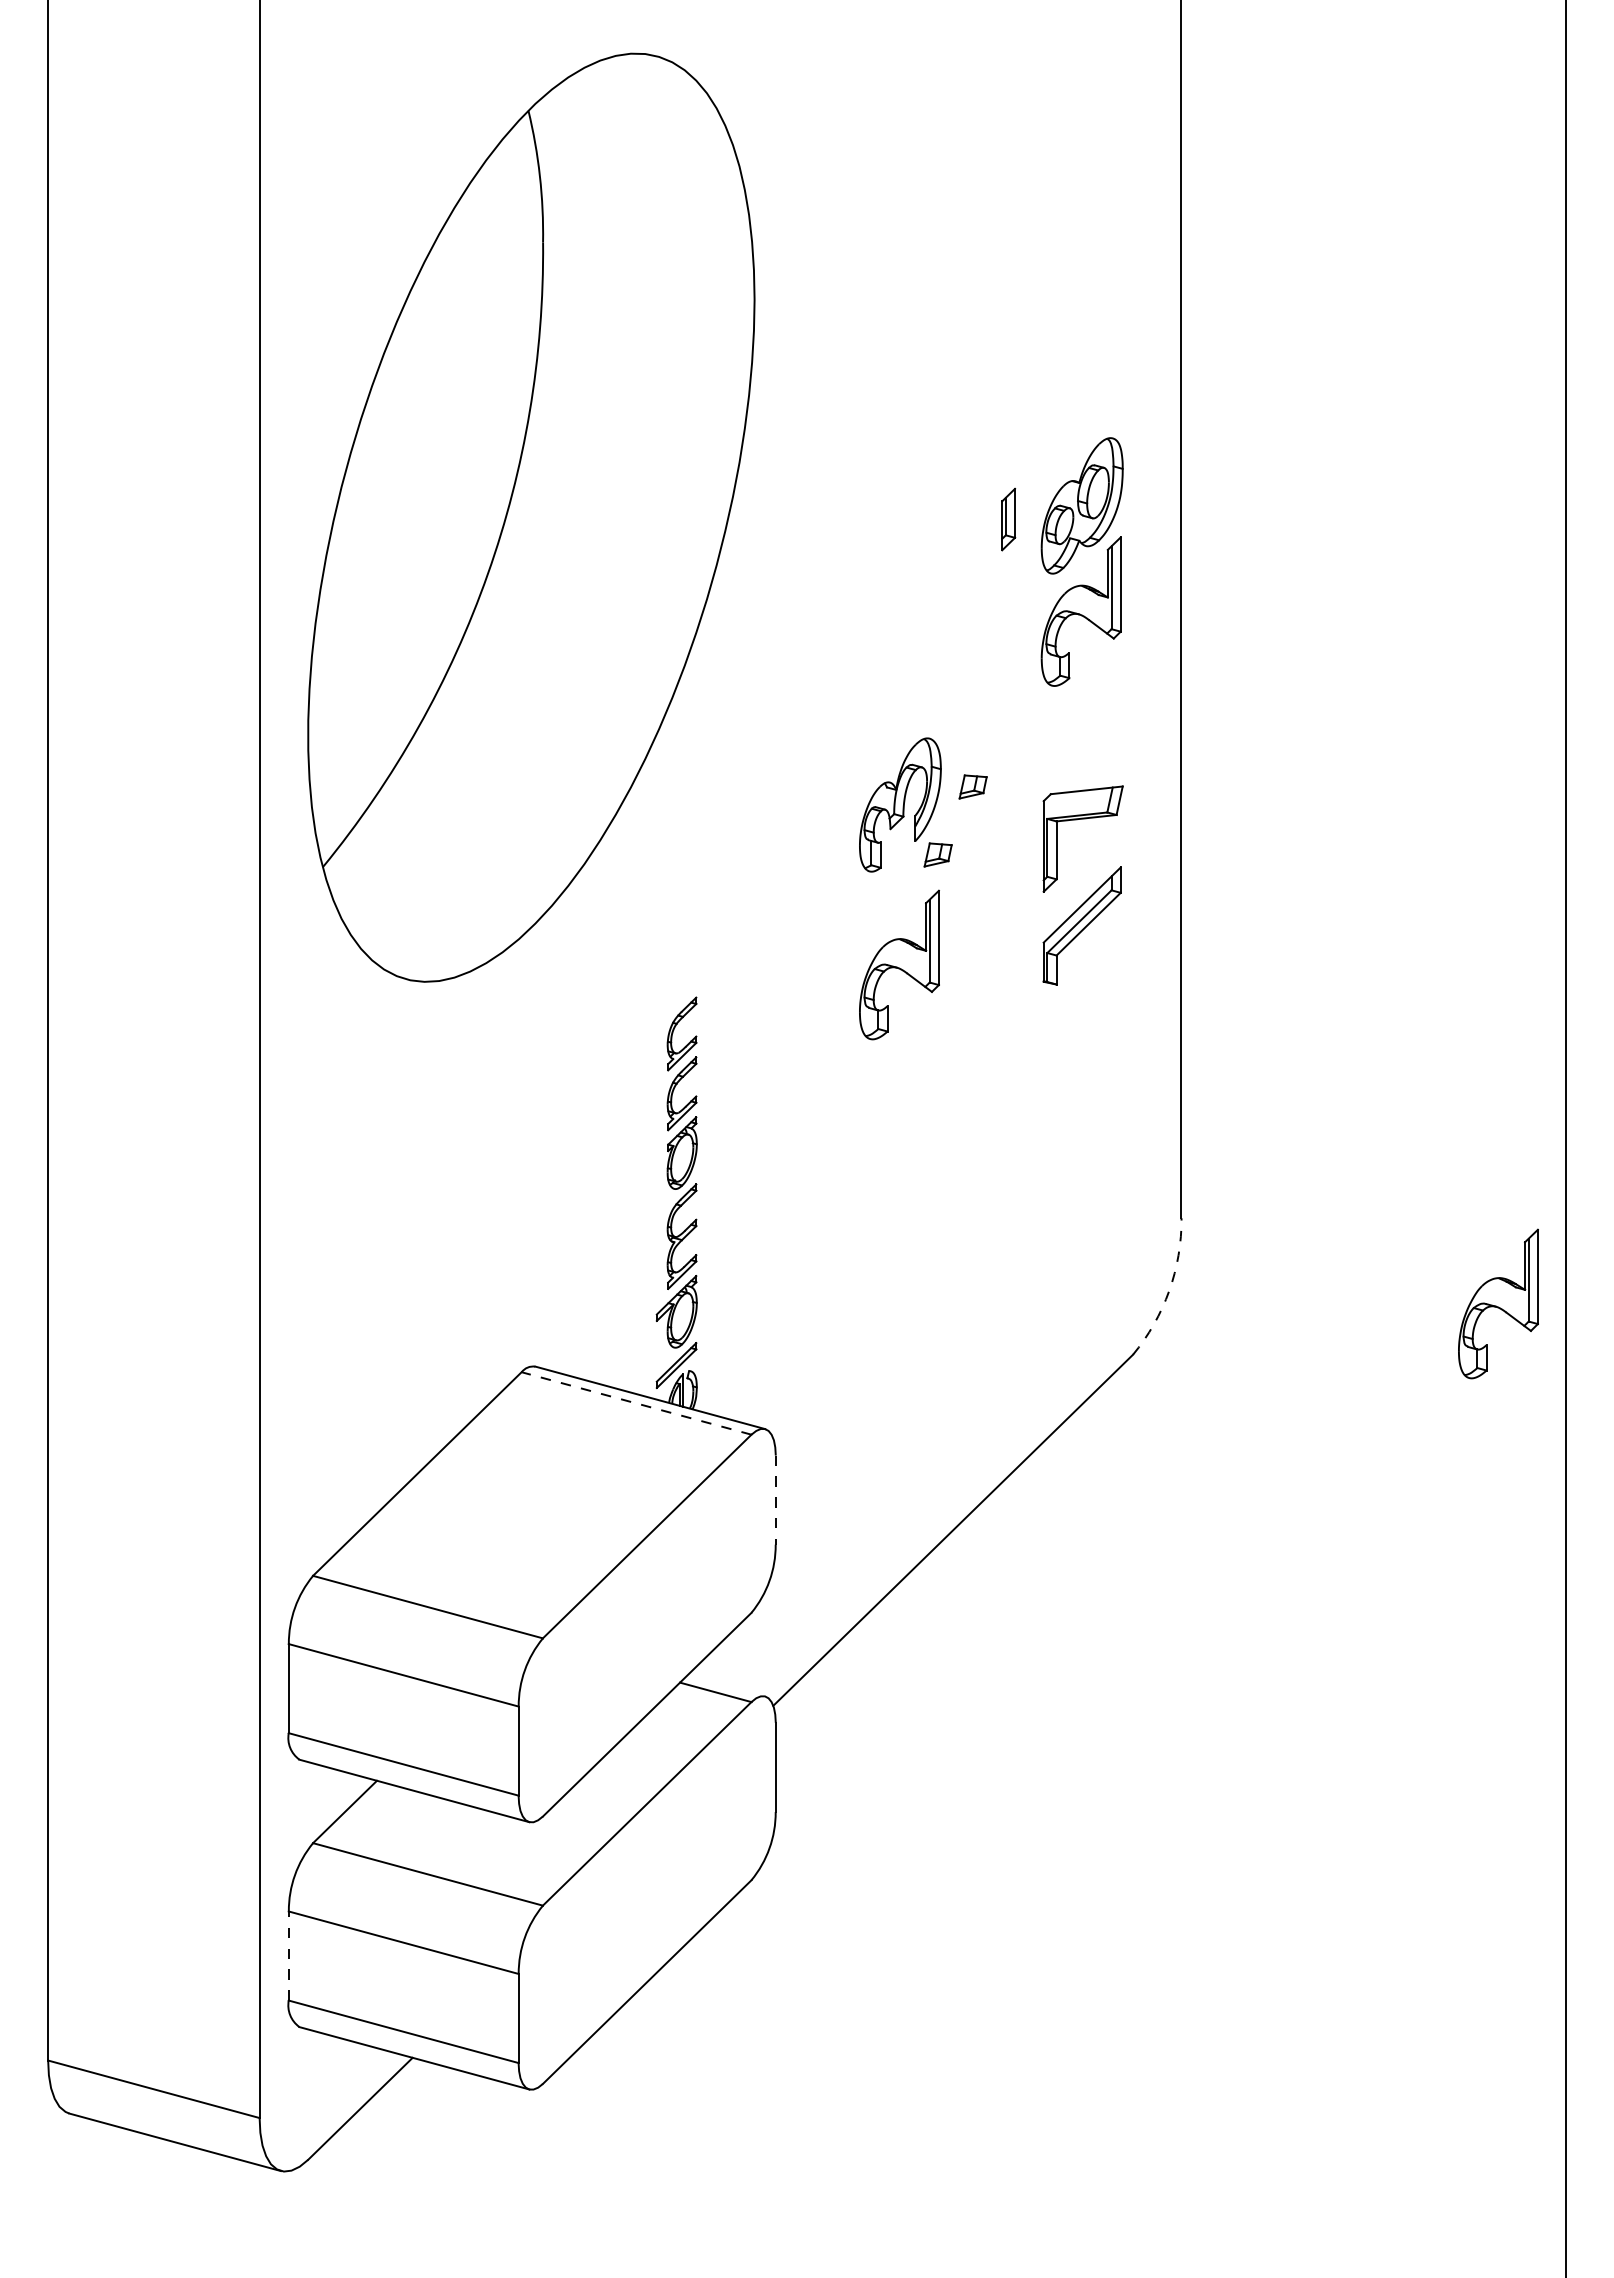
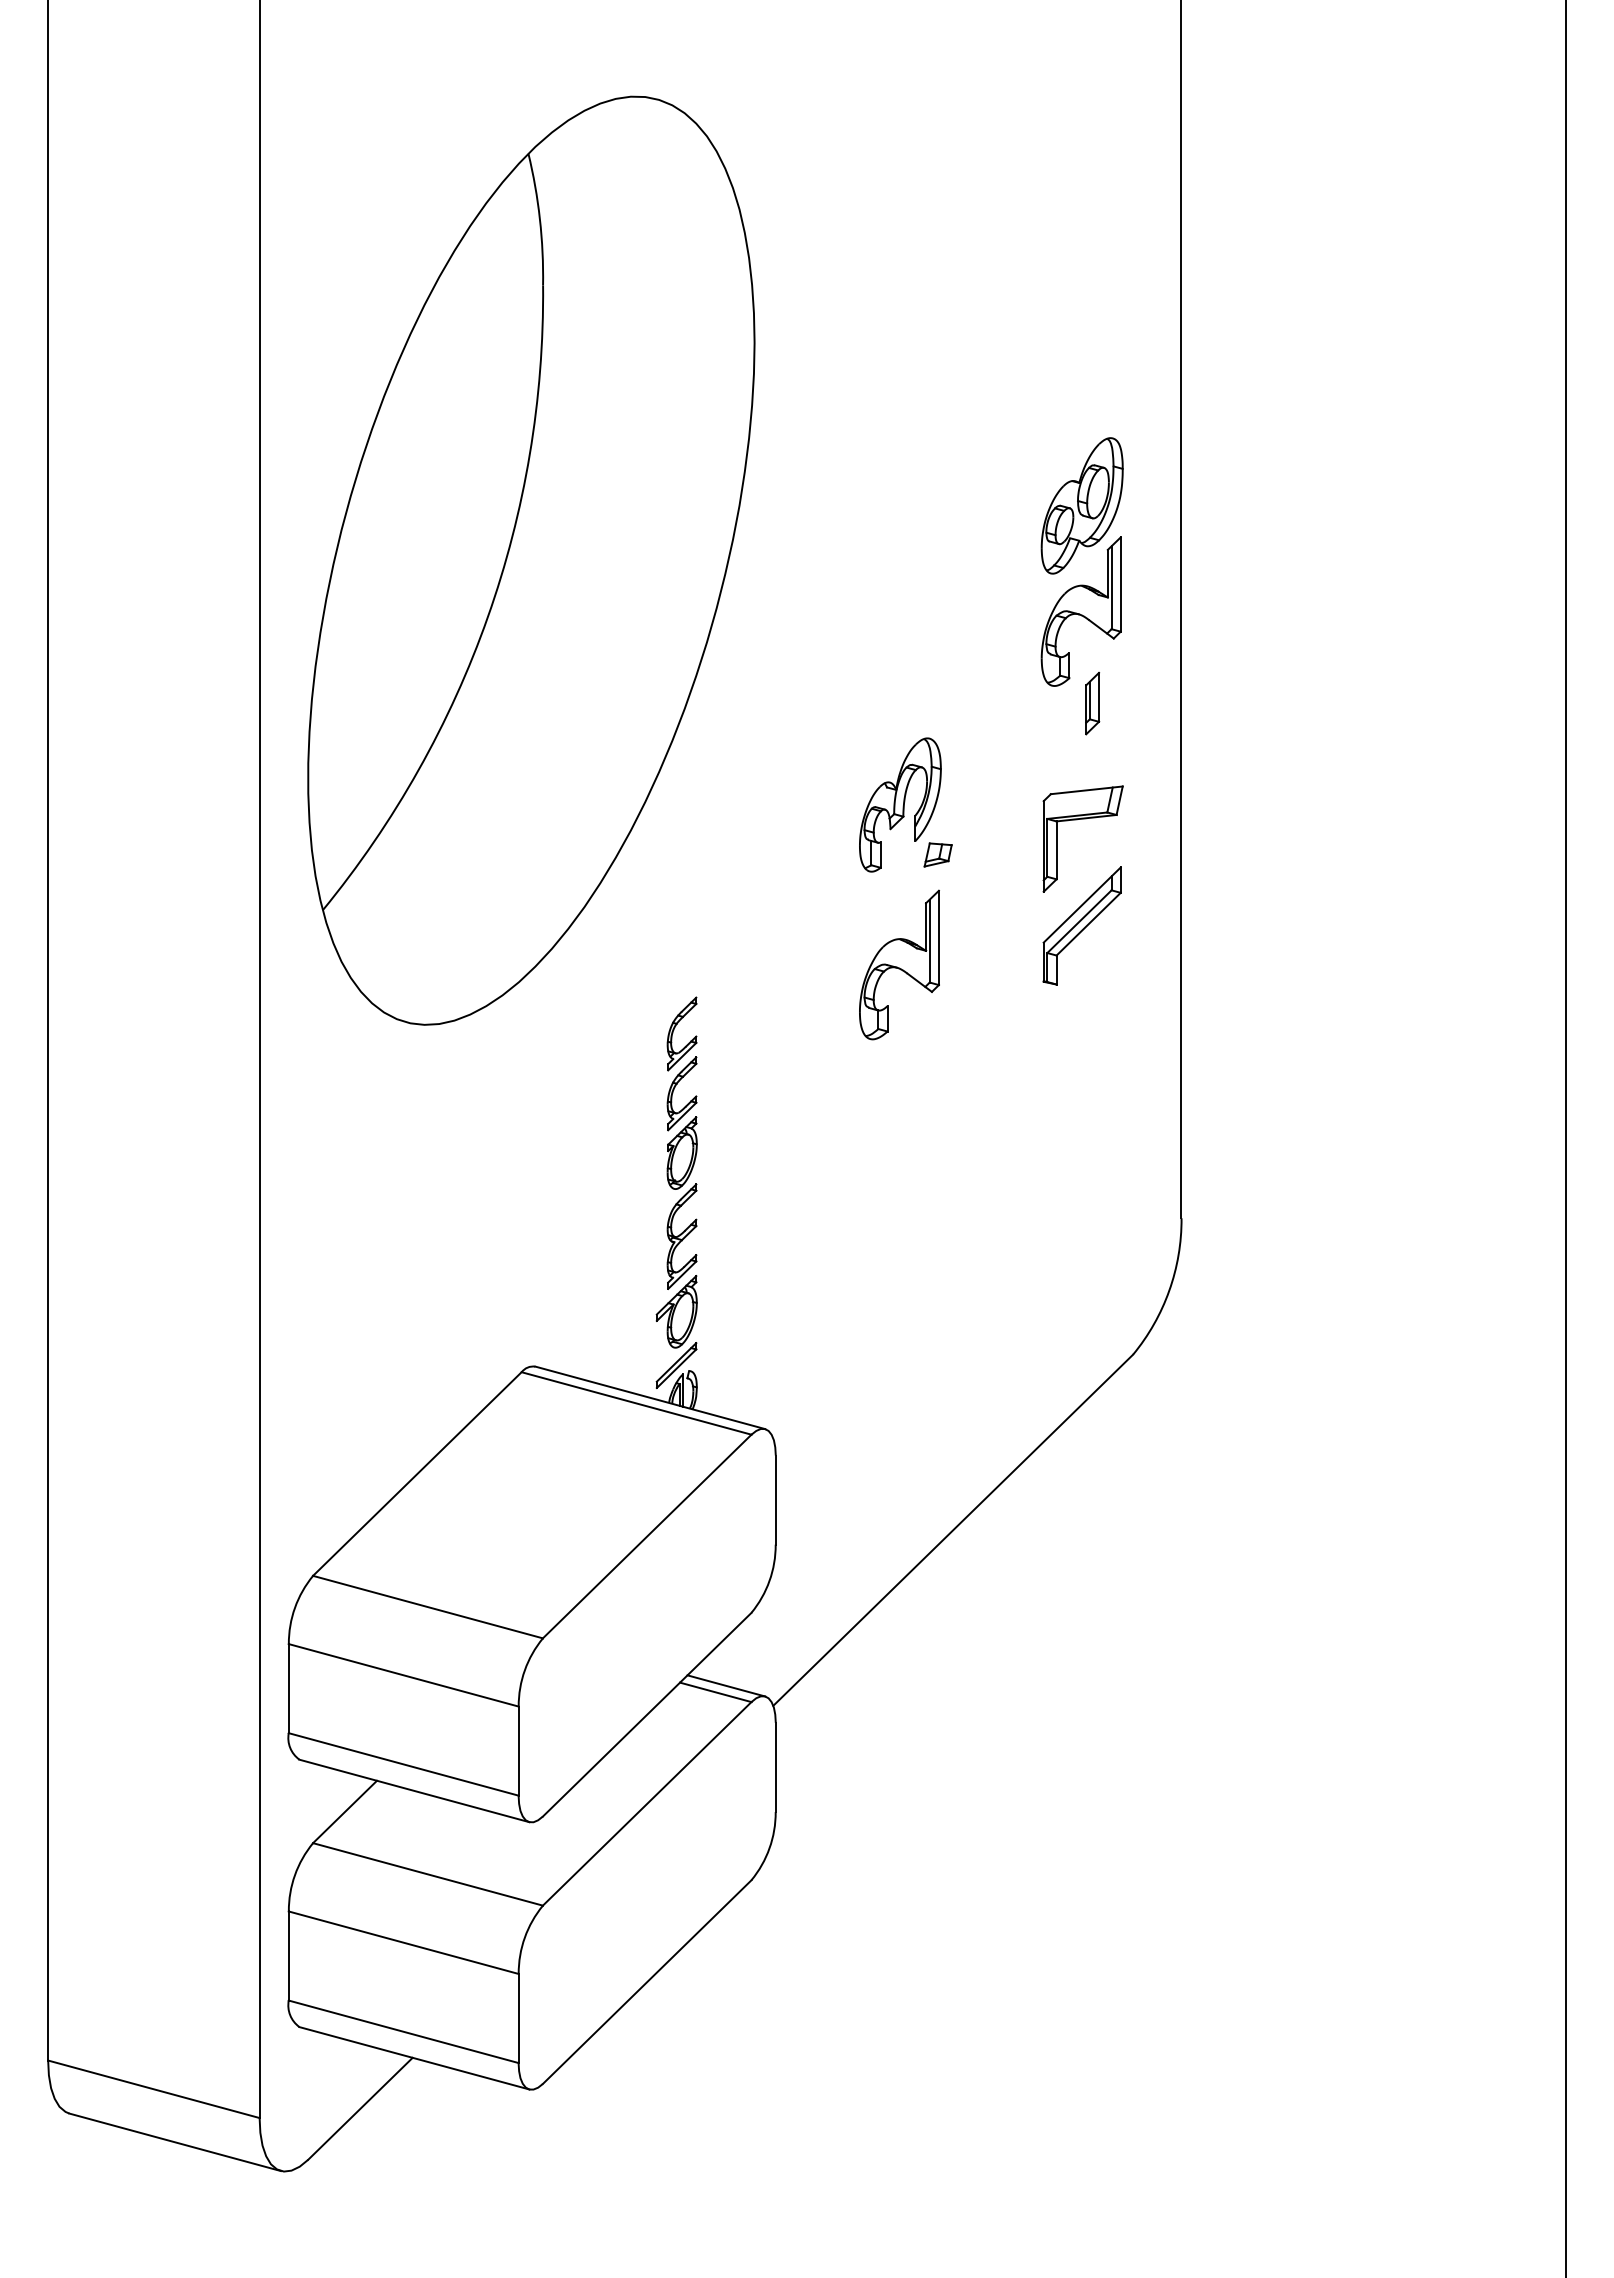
part position: (531, 517) -> (531, 560) (531, 560)
part position: (1008, 519) -> (1092, 703) (1092, 703)
part: present -> none (972, 786)
arc: dashed -> solid (1169, 1290)
part: present -> none (1498, 1303)
line: dashed -> solid (636, 1403)
line: dashed -> solid (775, 1500)
line: none -> present (726, 1685)
line: dashed -> solid (288, 1956)
